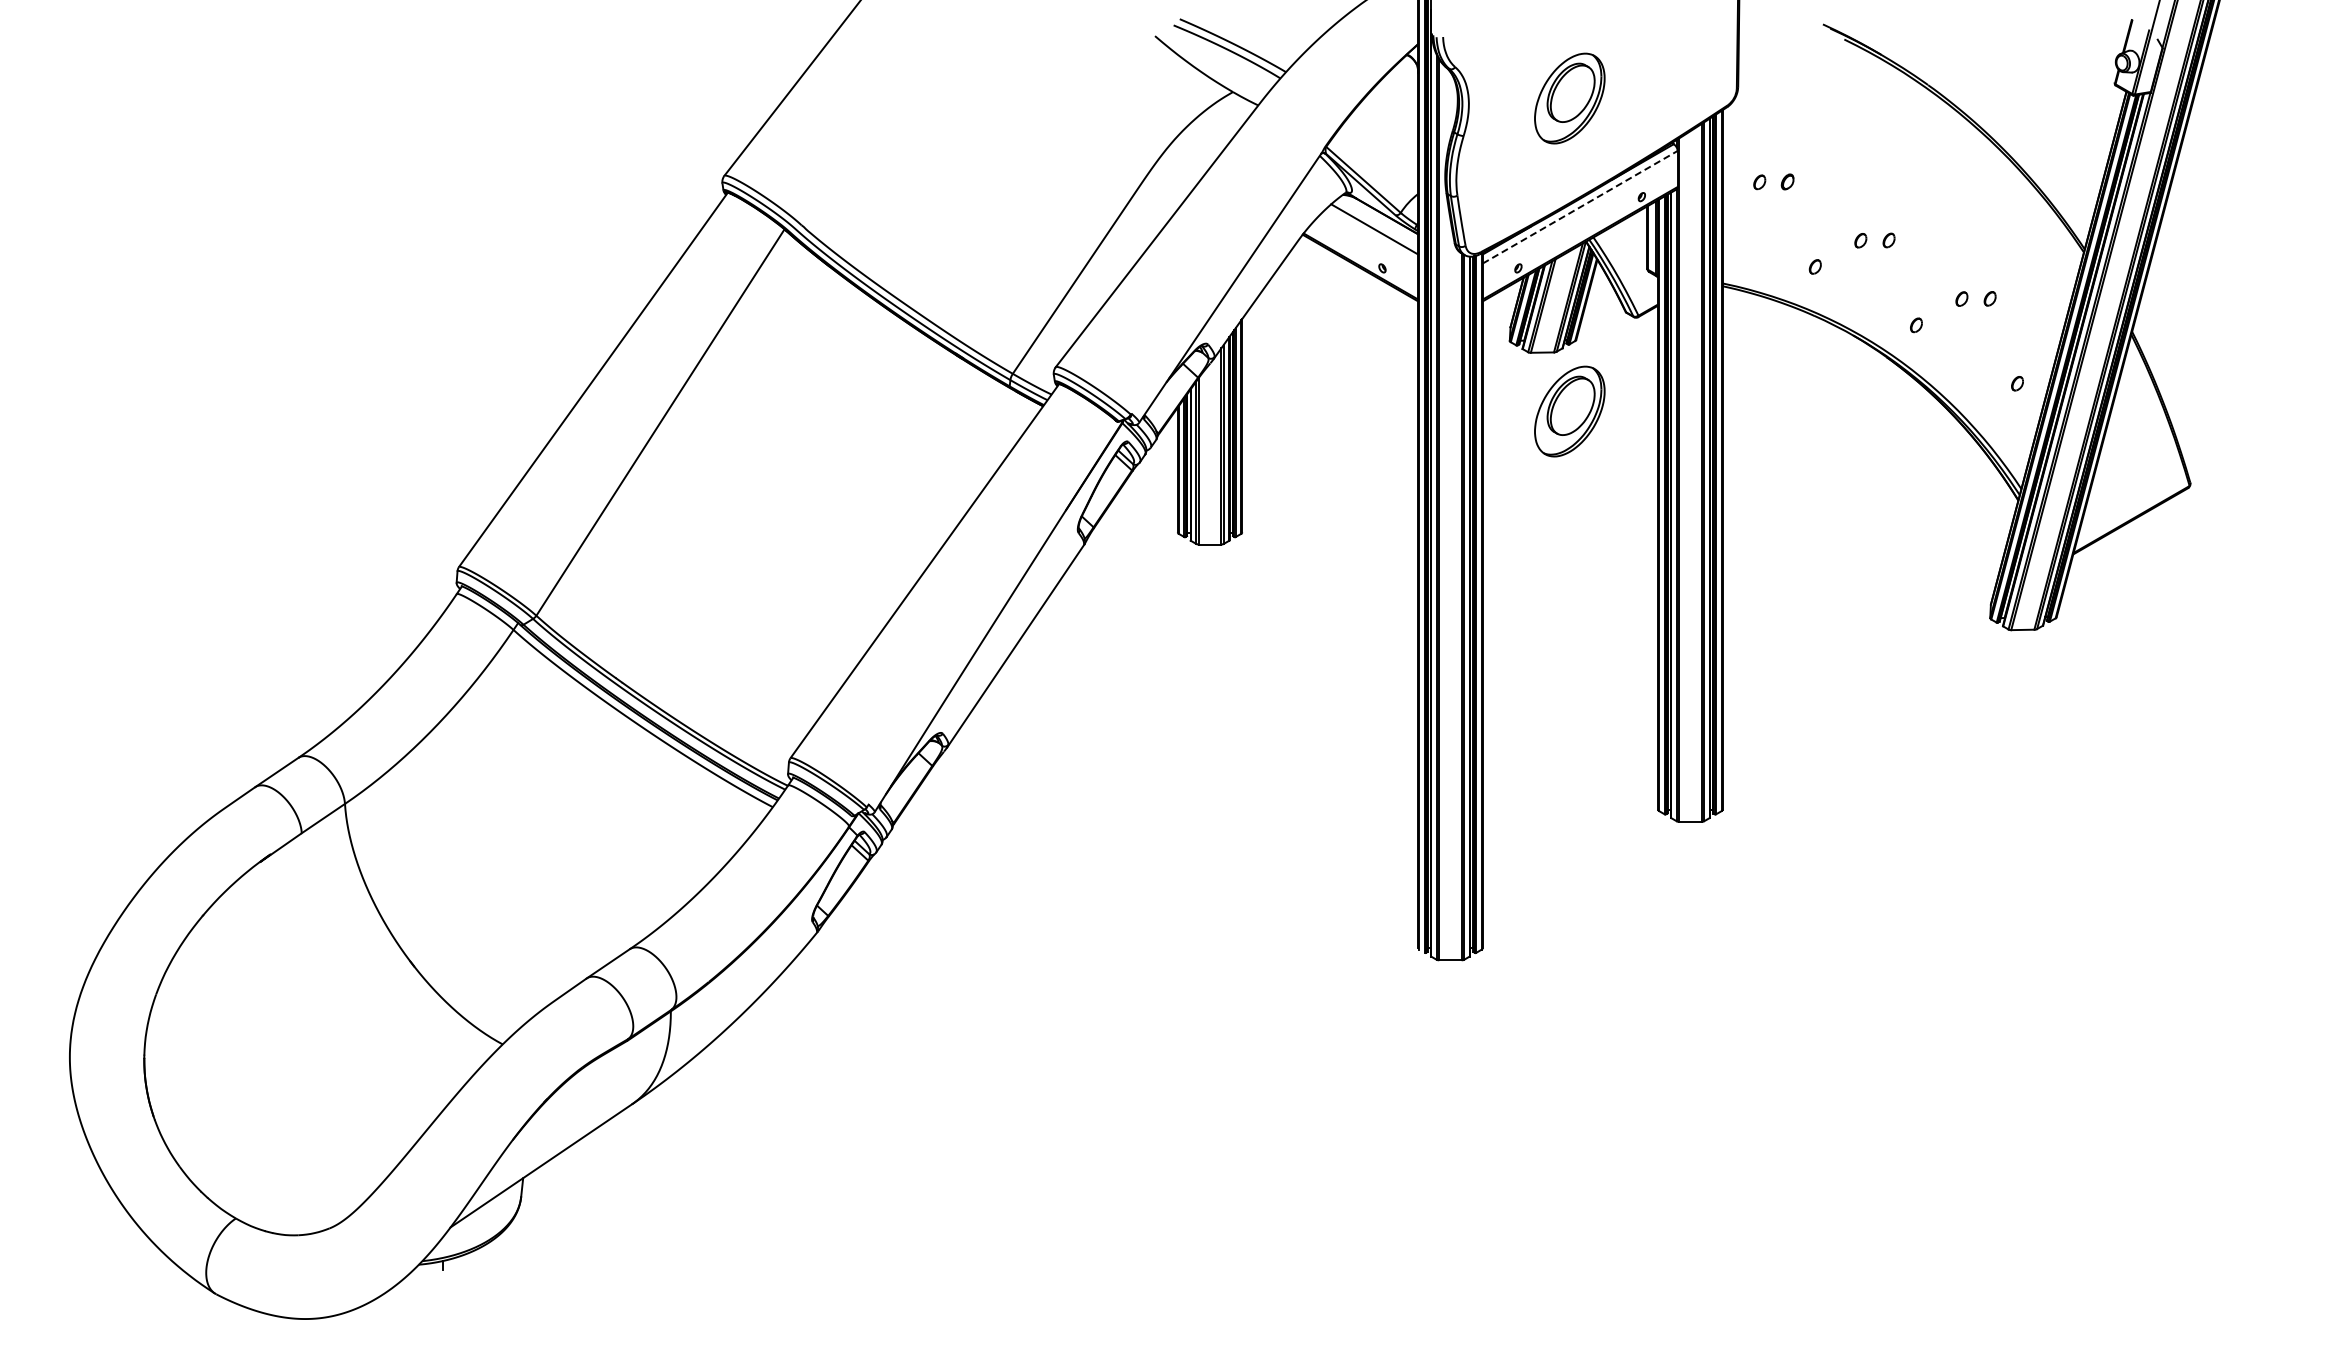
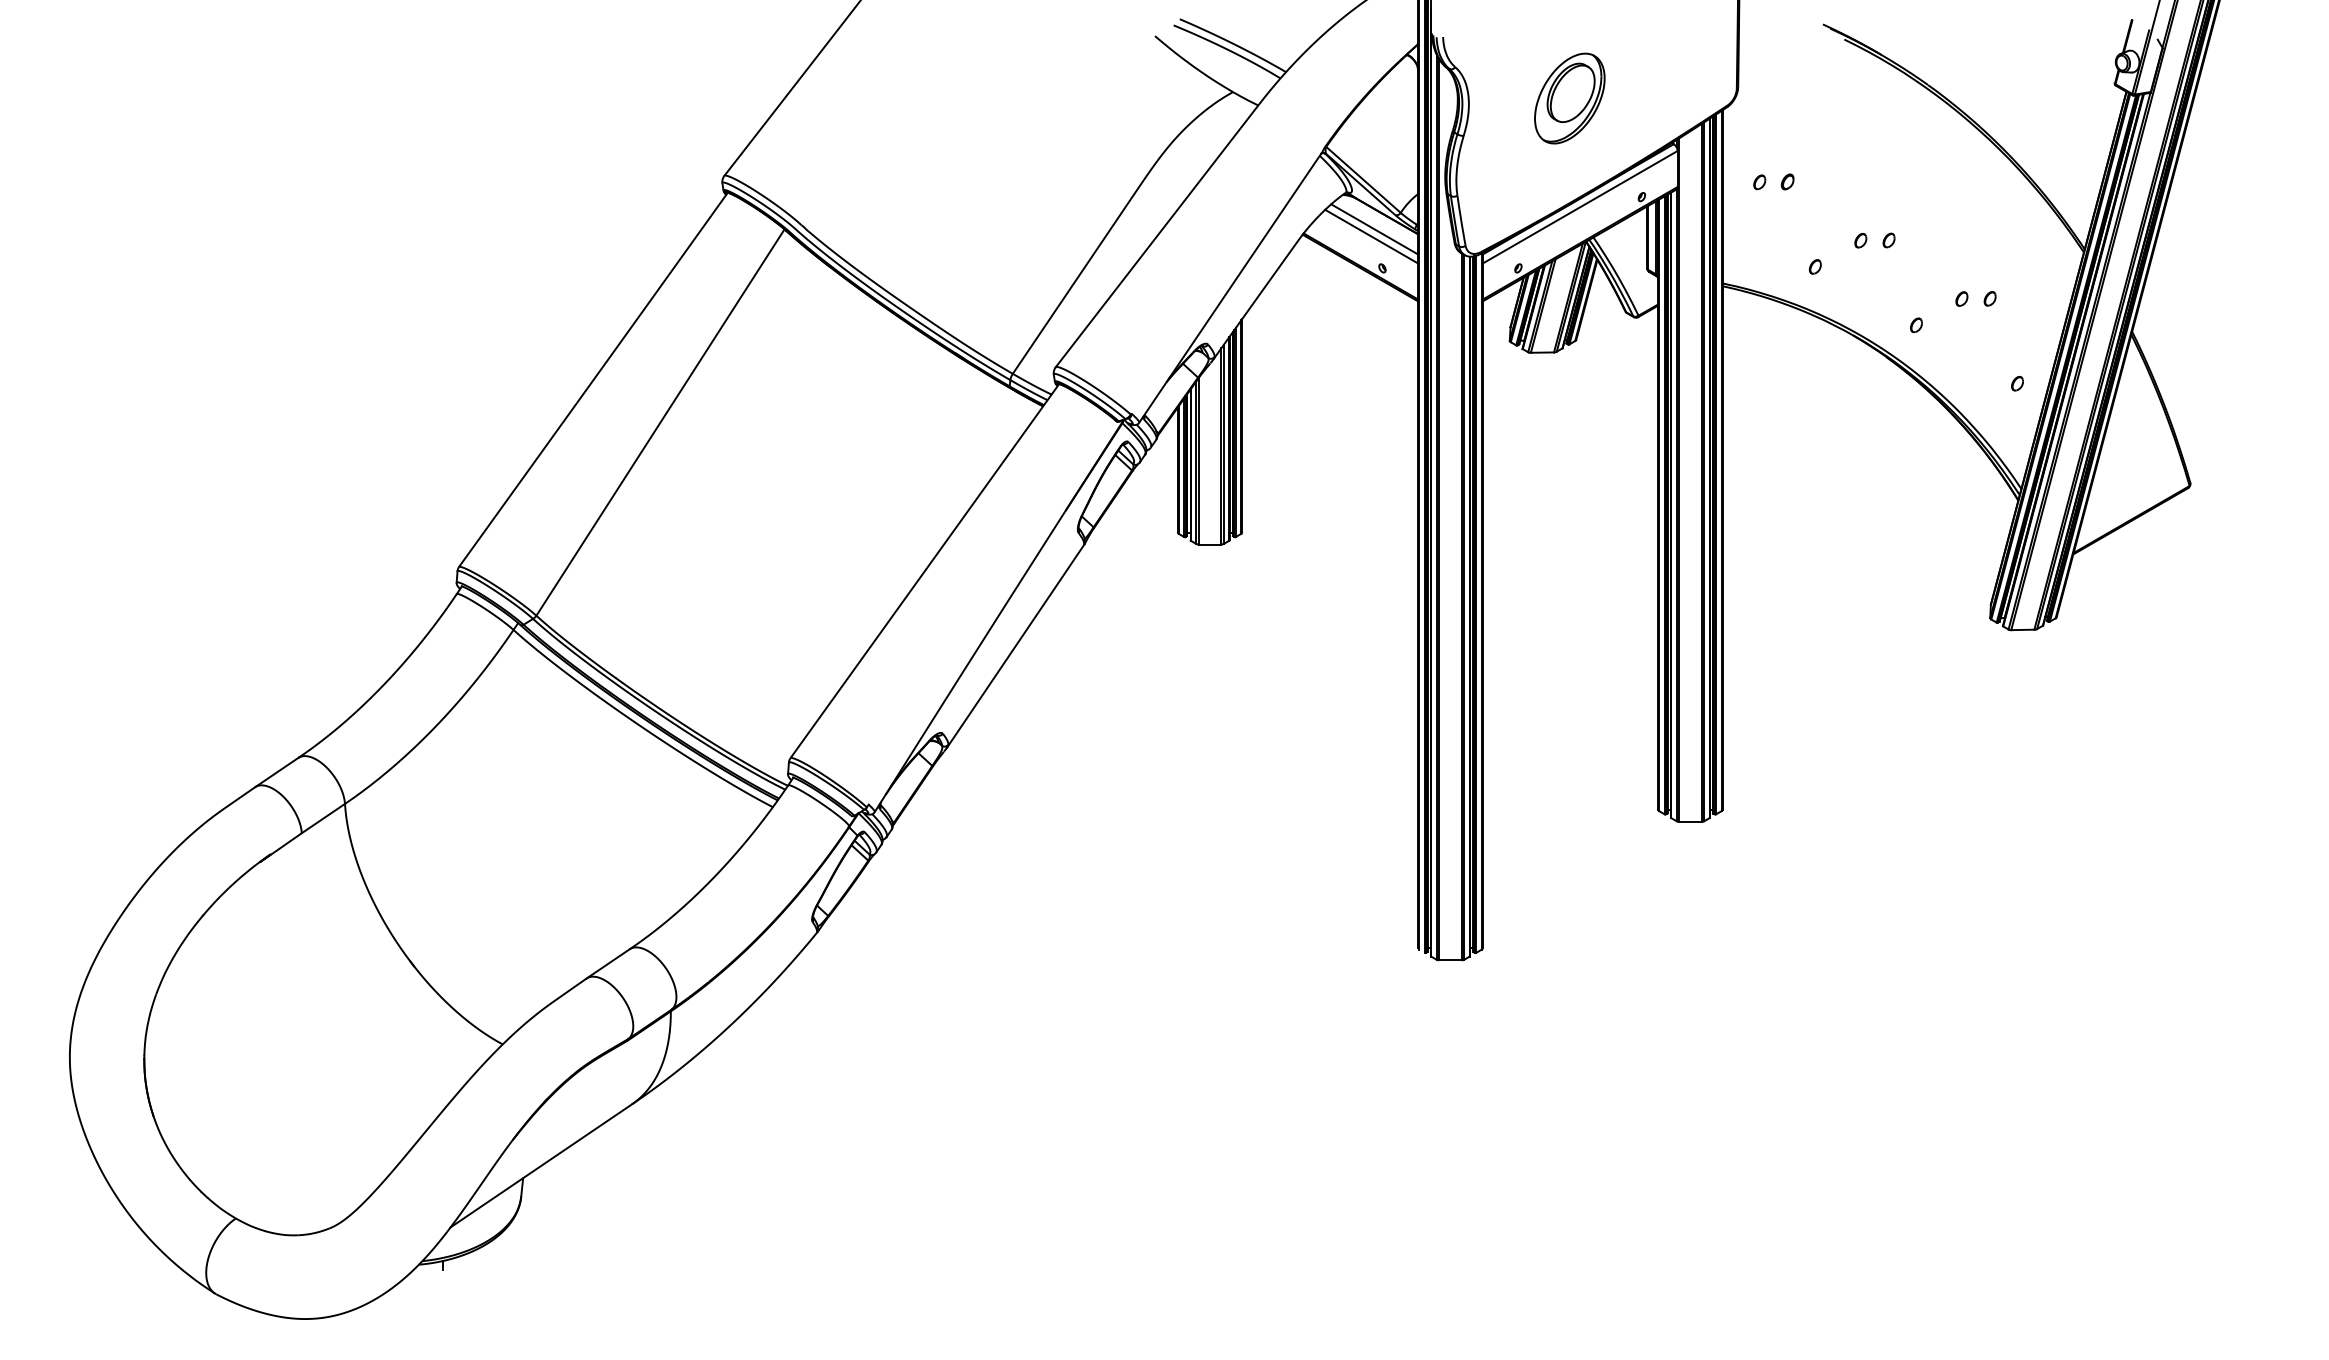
line: dashed -> solid (1580, 207)
line: none -> present (1371, 236)
part: present -> none (1569, 411)
